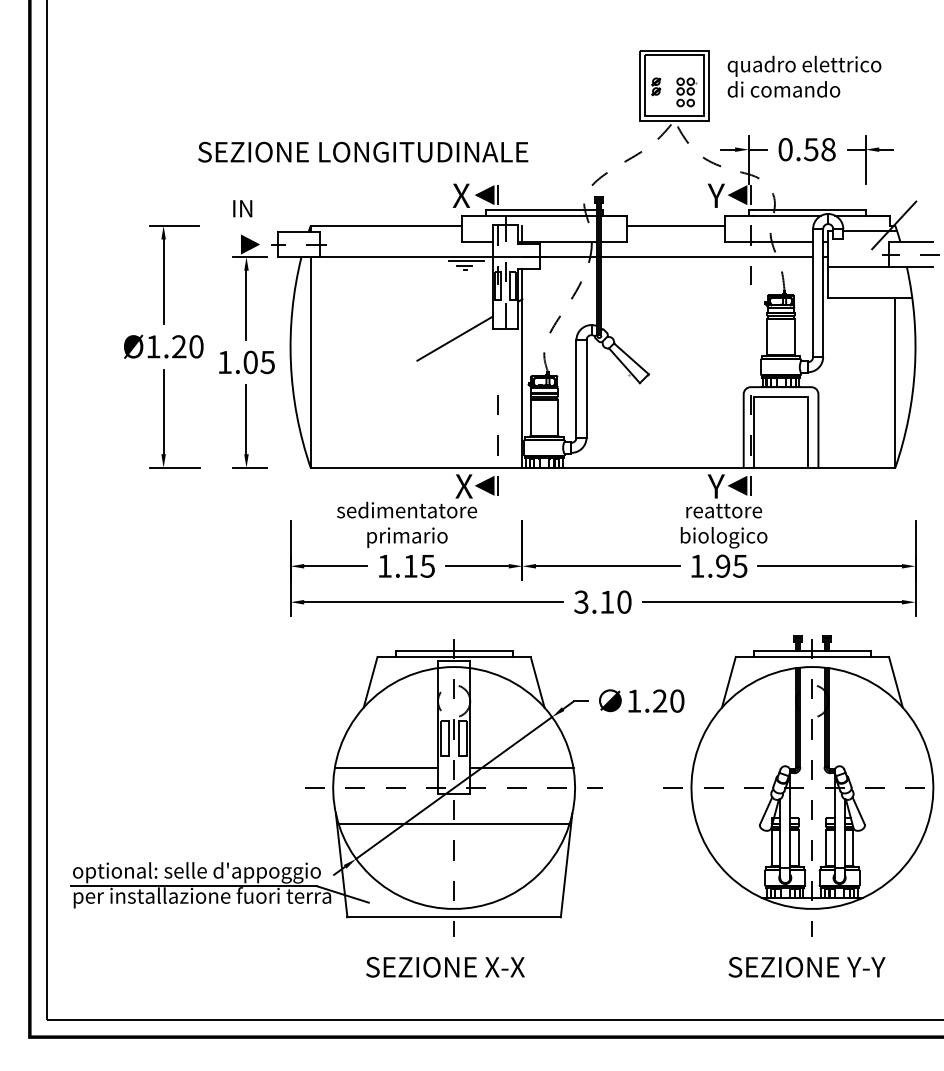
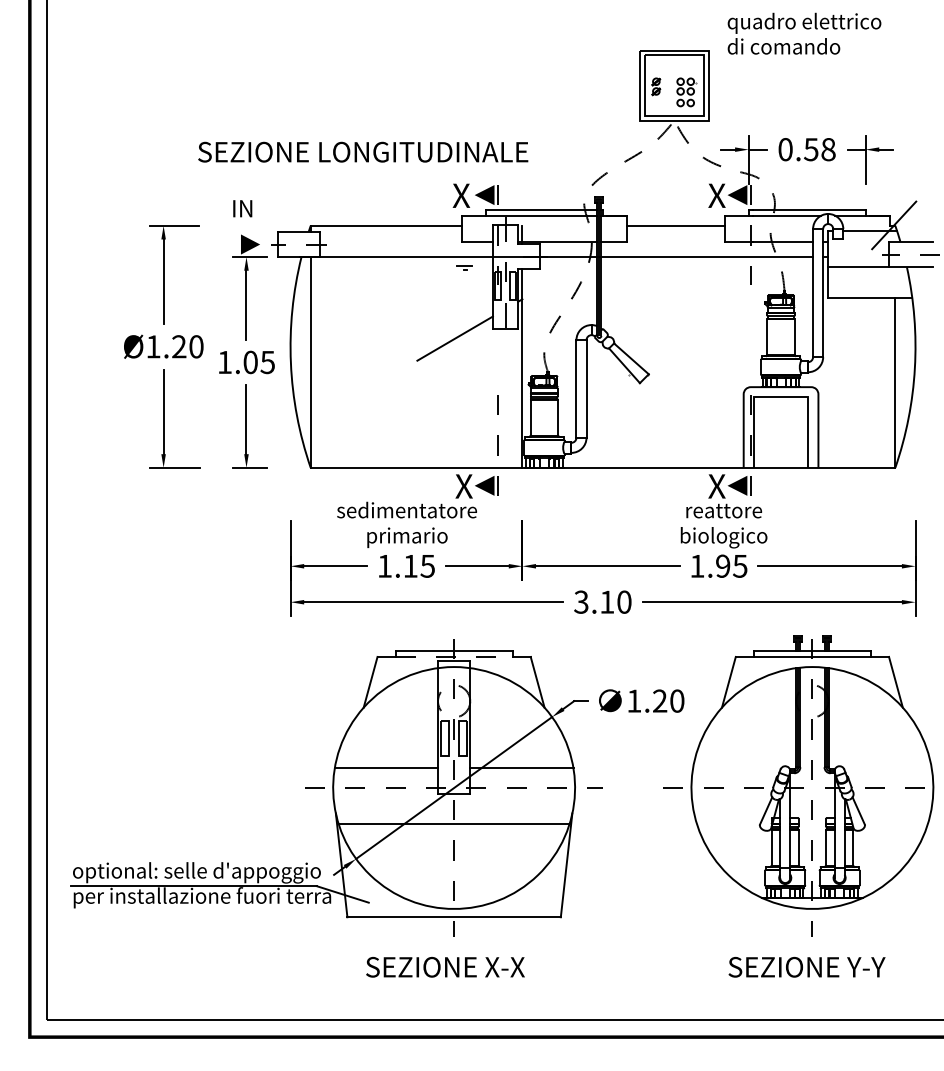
text position: (804, 76) -> (804, 33) (804, 33)
text: Y -> X (716, 195)
line: present -> none (466, 260)
text: Y -> X (716, 486)
line: solid -> dashed (454, 656)
